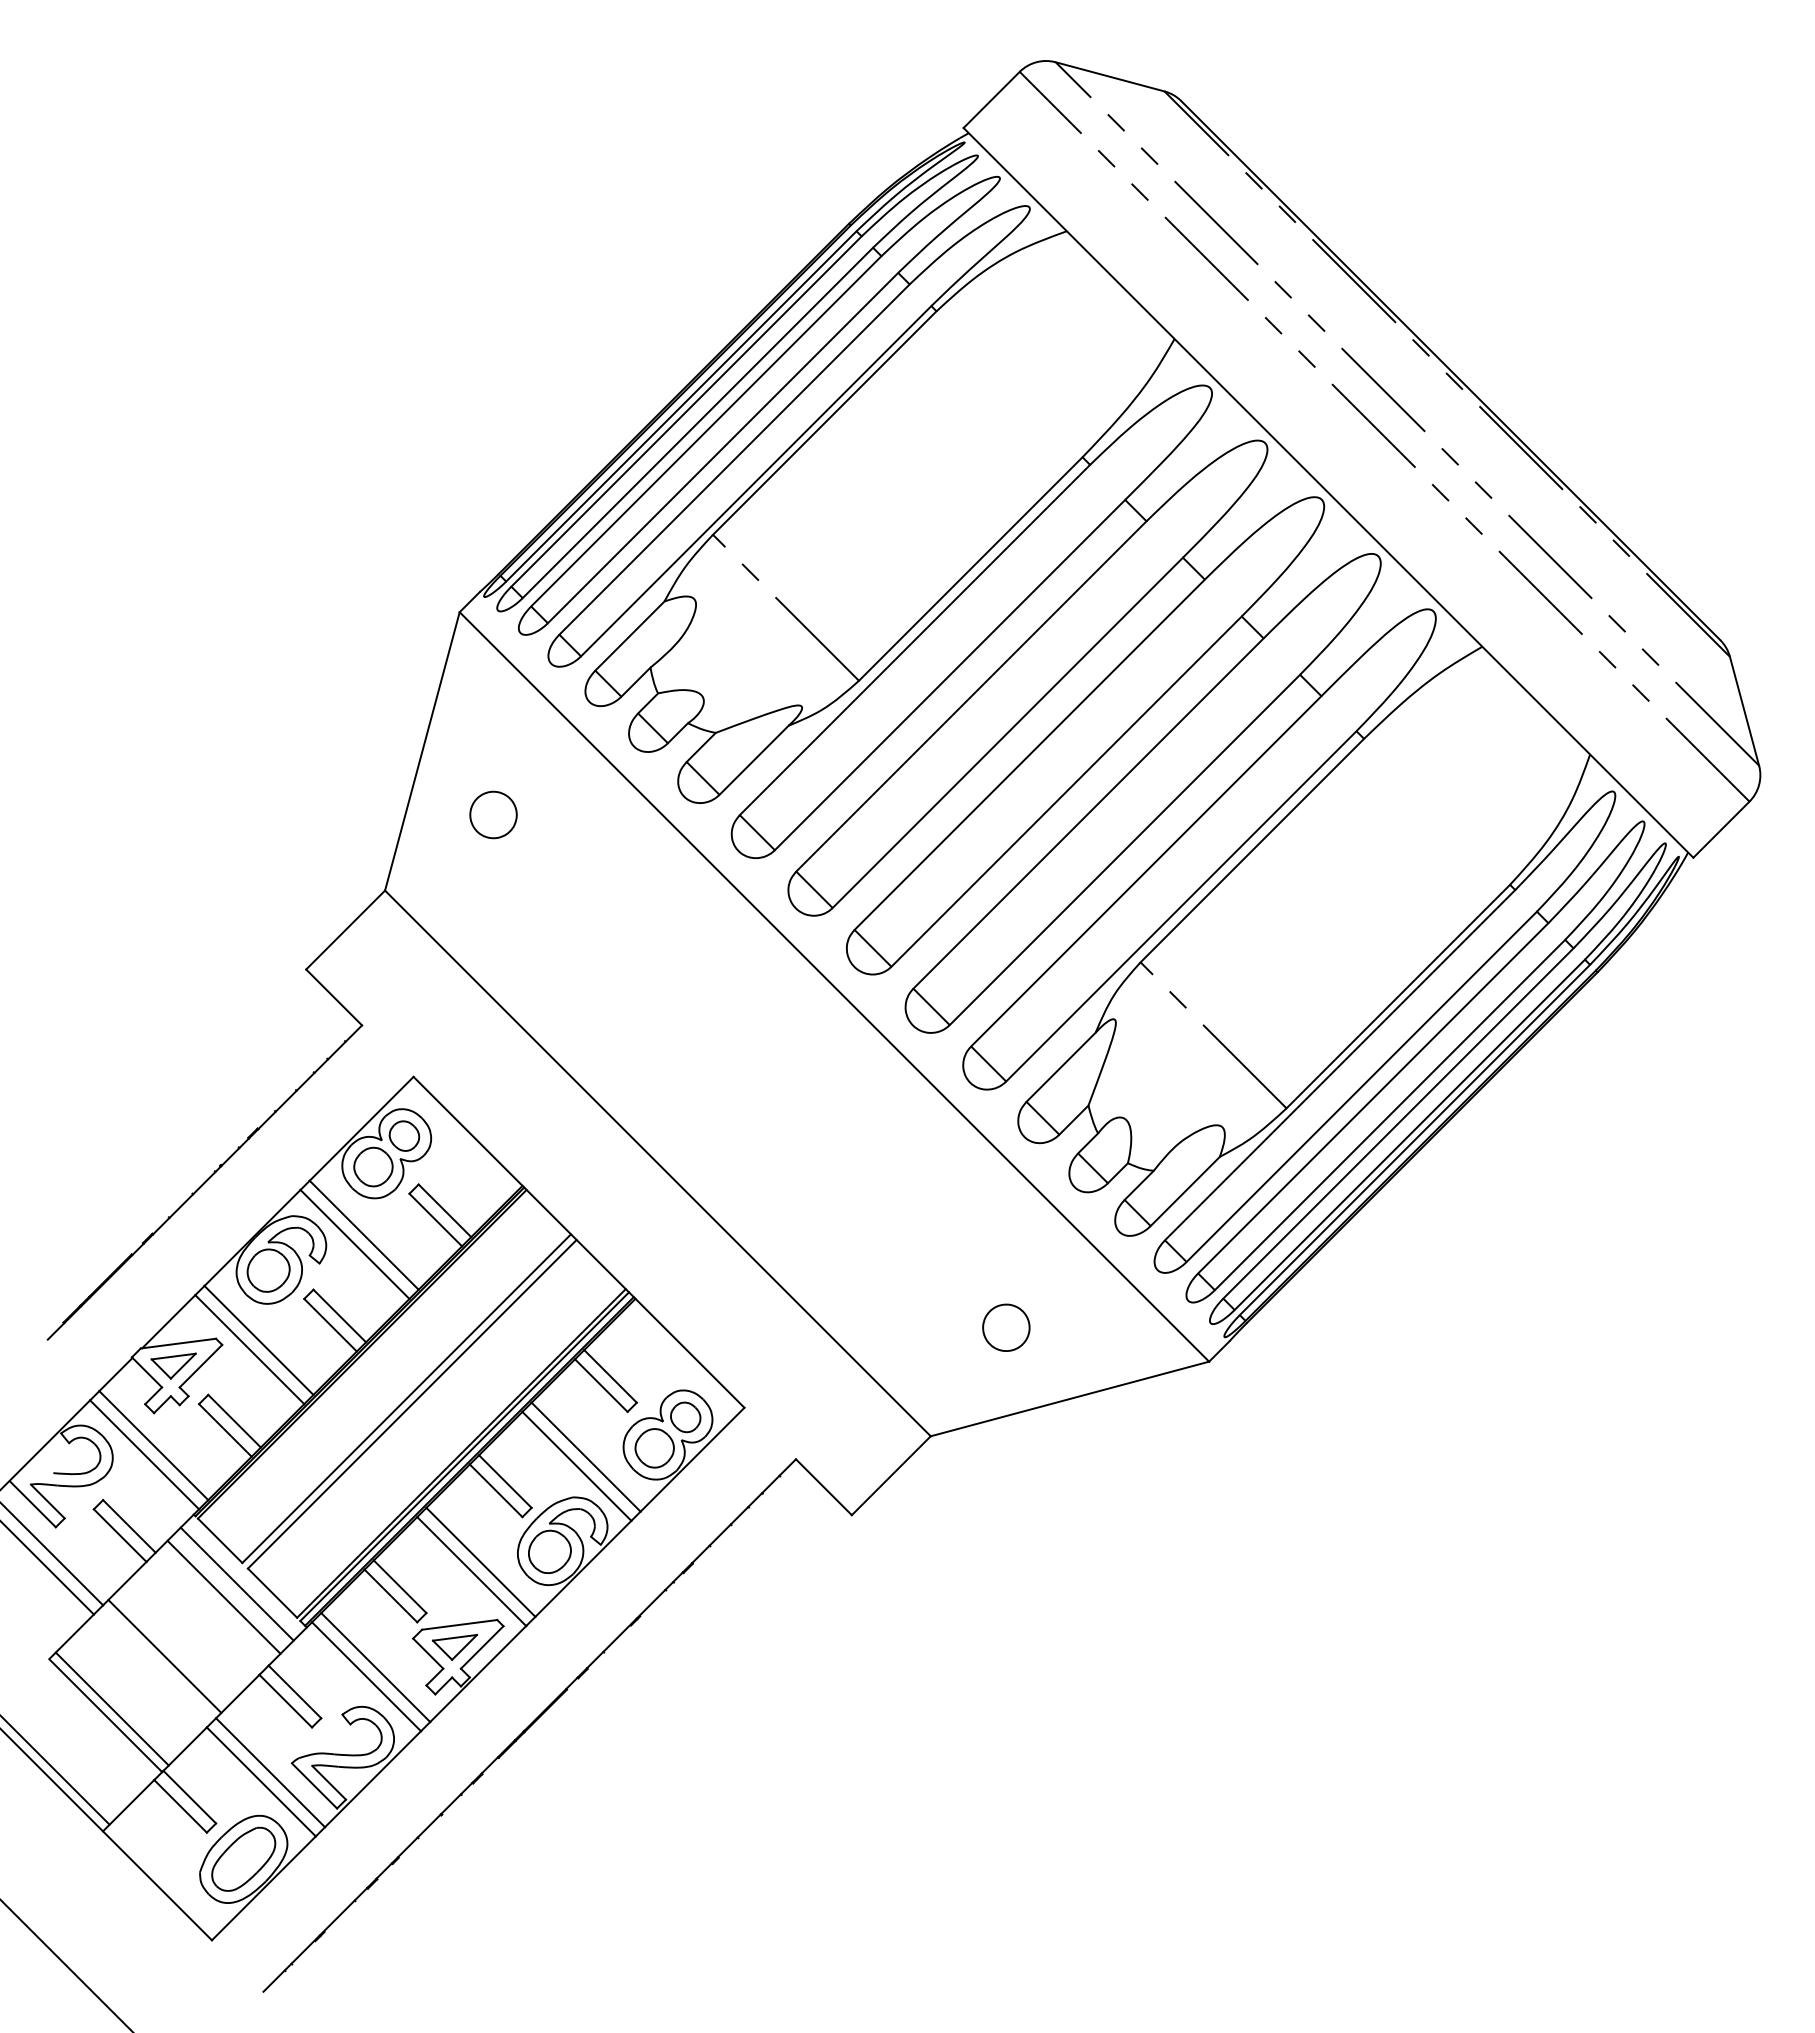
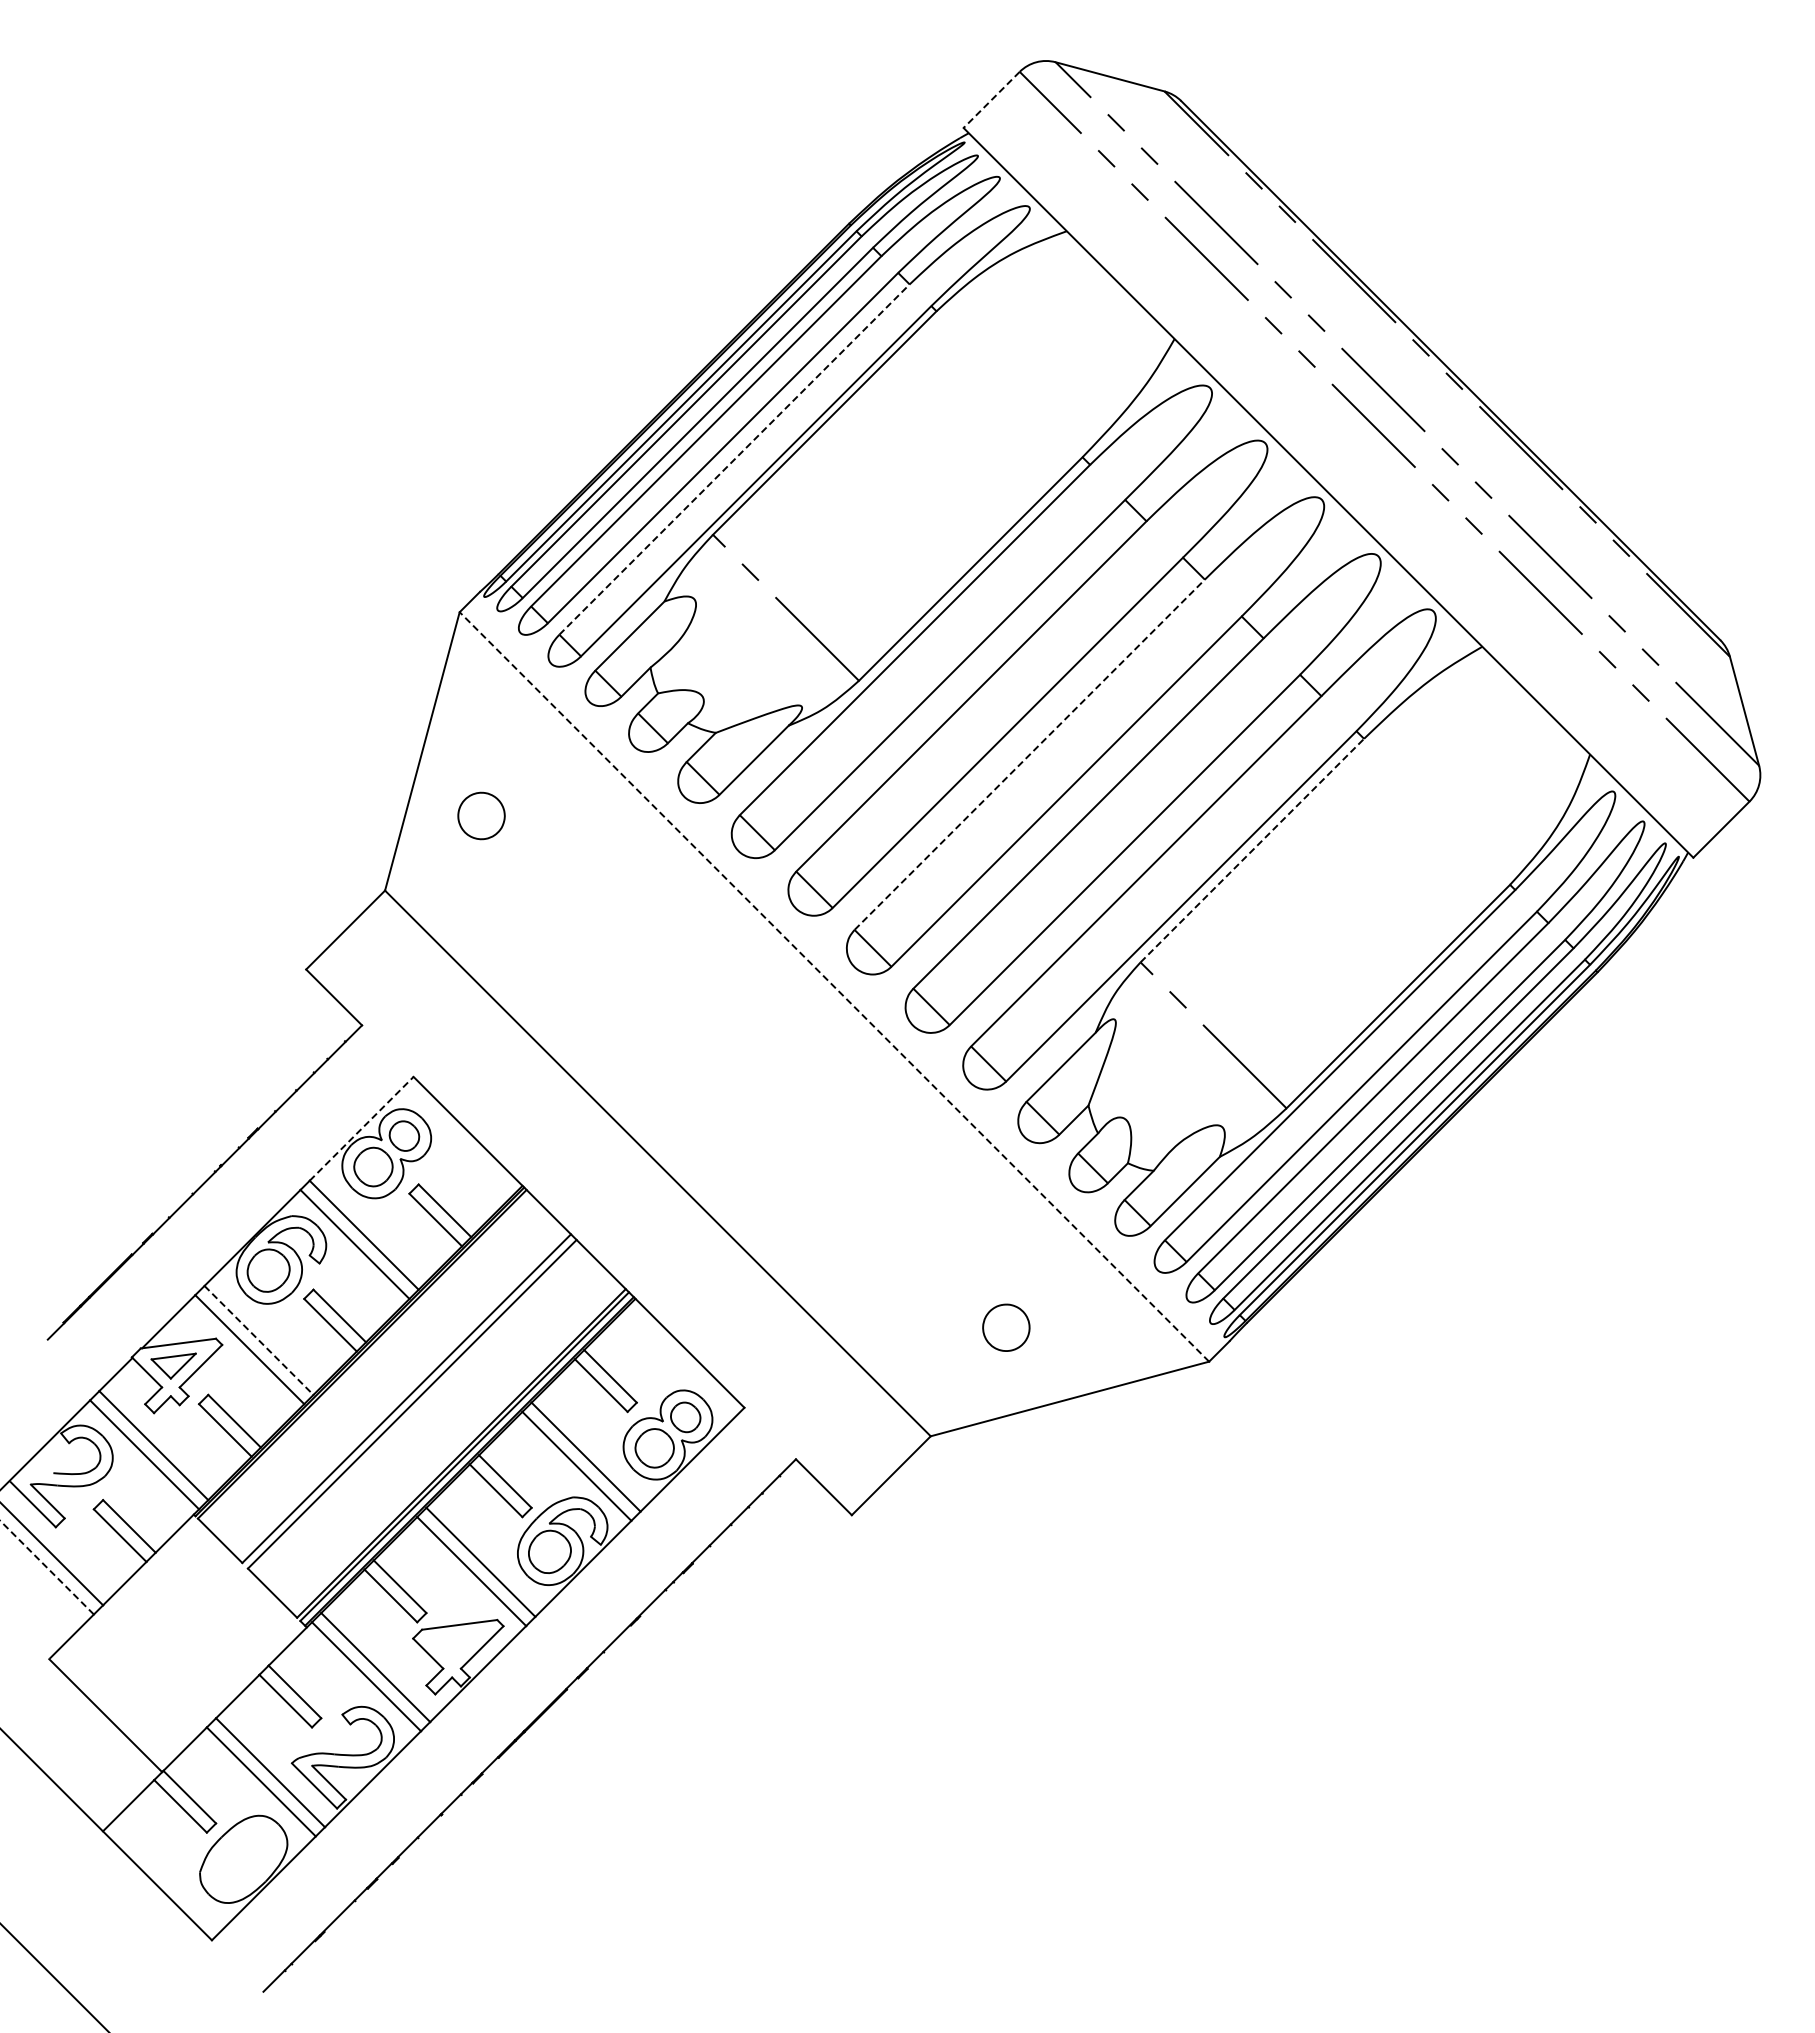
line: solid -> dashed (991, 99)
line: solid -> dashed (734, 459)
line: solid -> dashed (1029, 754)
part position: (493, 814) -> (481, 815) (481, 815)
line: solid -> dashed (1252, 850)
line: solid -> dashed (834, 986)
line: solid -> dashed (362, 1128)
line: solid -> dashed (259, 1340)
line: solid -> dashed (46, 1567)
line: present -> none (236, 1583)
line: present -> none (223, 1596)
part: present -> none (454, 1647)
line: present -> none (164, 1656)
line: present -> none (111, 1708)
line: present -> none (55, 1770)
part: present -> none (243, 1858)
line position: (66, 1965) -> (54, 1977) (54, 1977)
